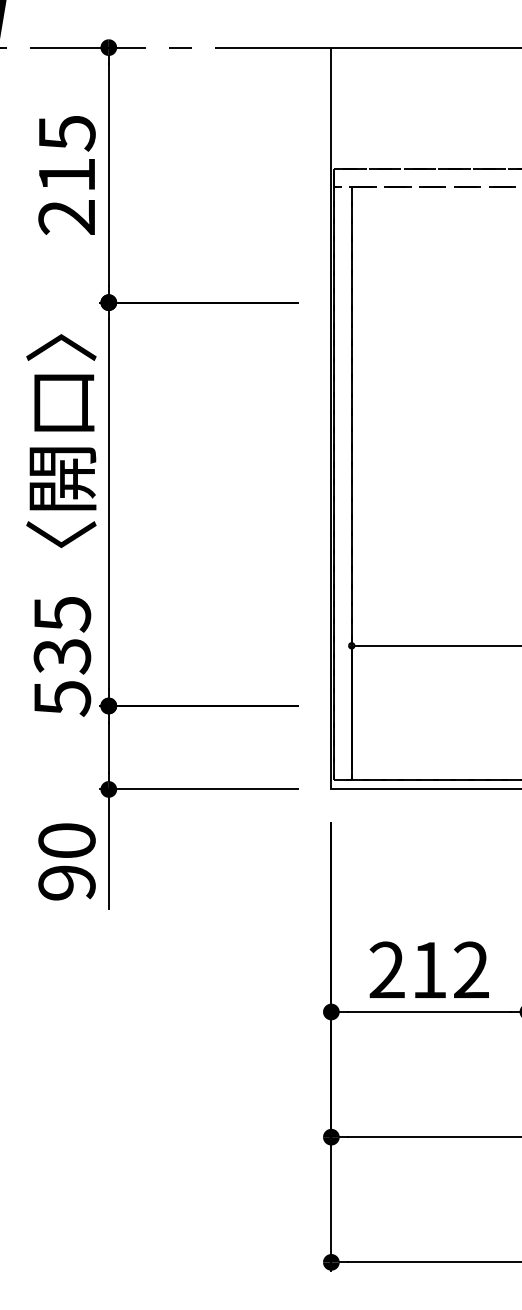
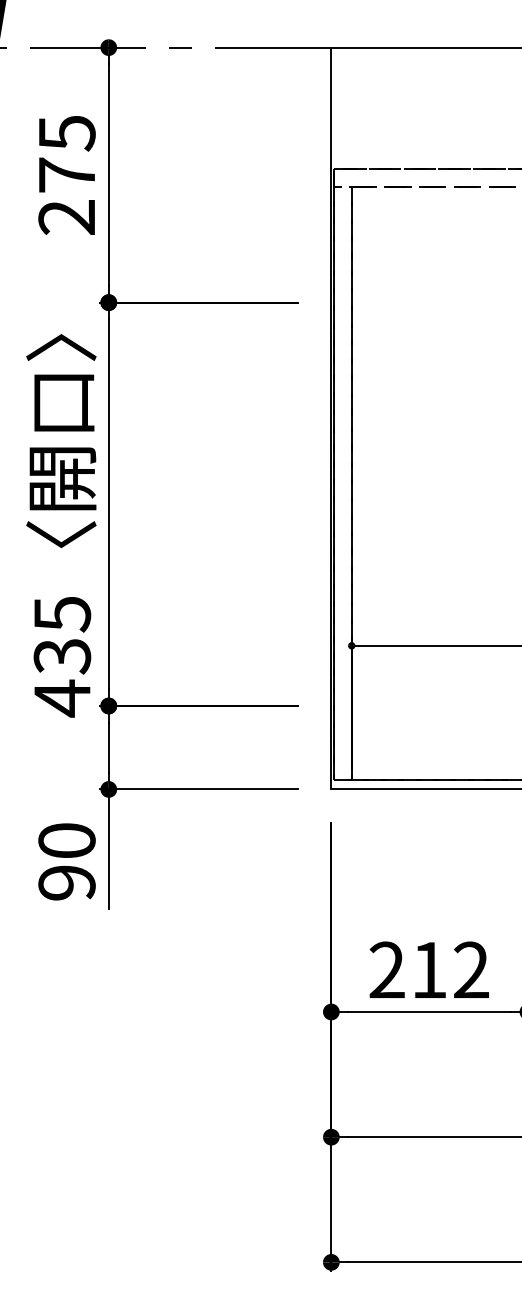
text: 215 -> 275 (66, 174)
text: 535 -> 435 (62, 698)
